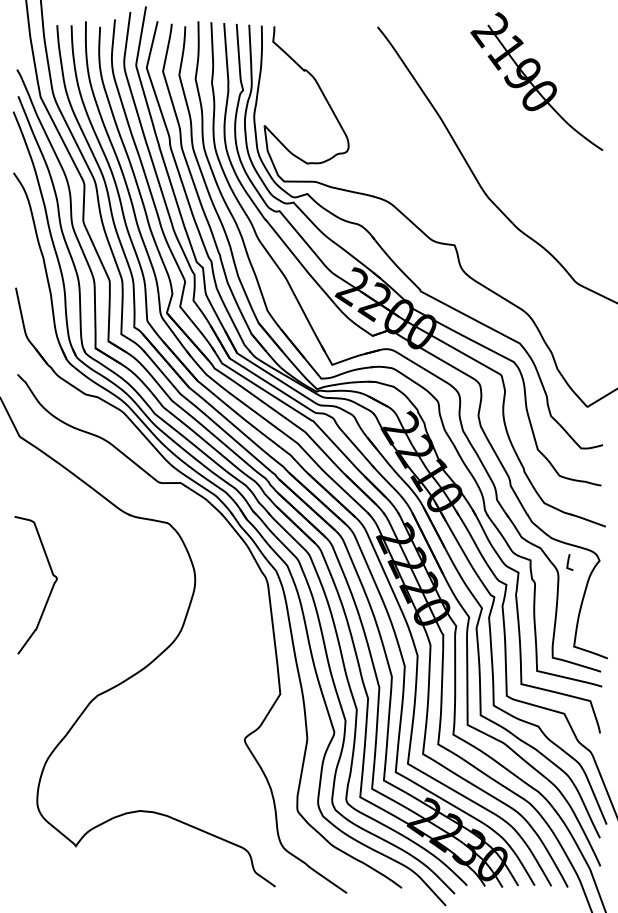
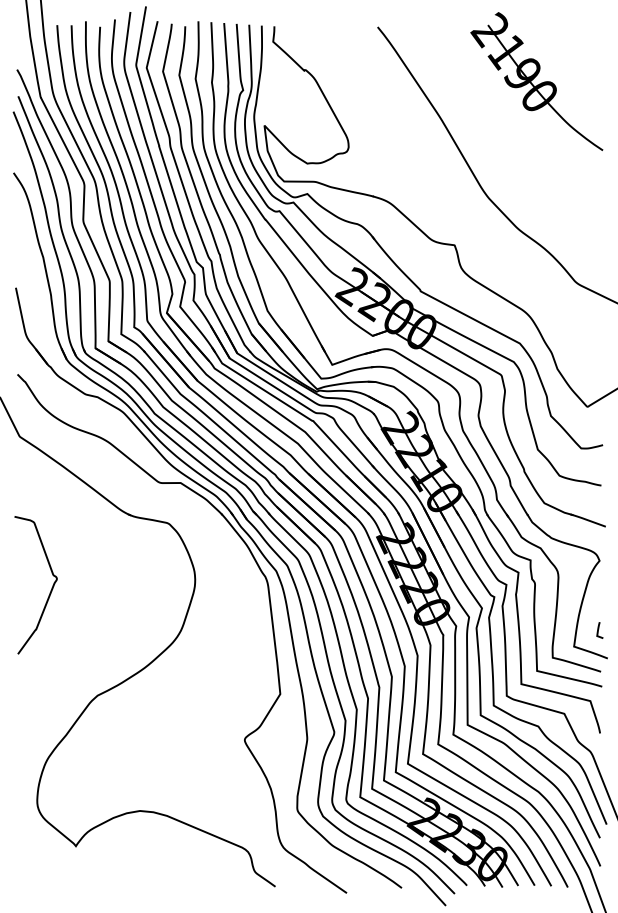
curve position: (569, 561) -> (599, 629) (599, 629)
